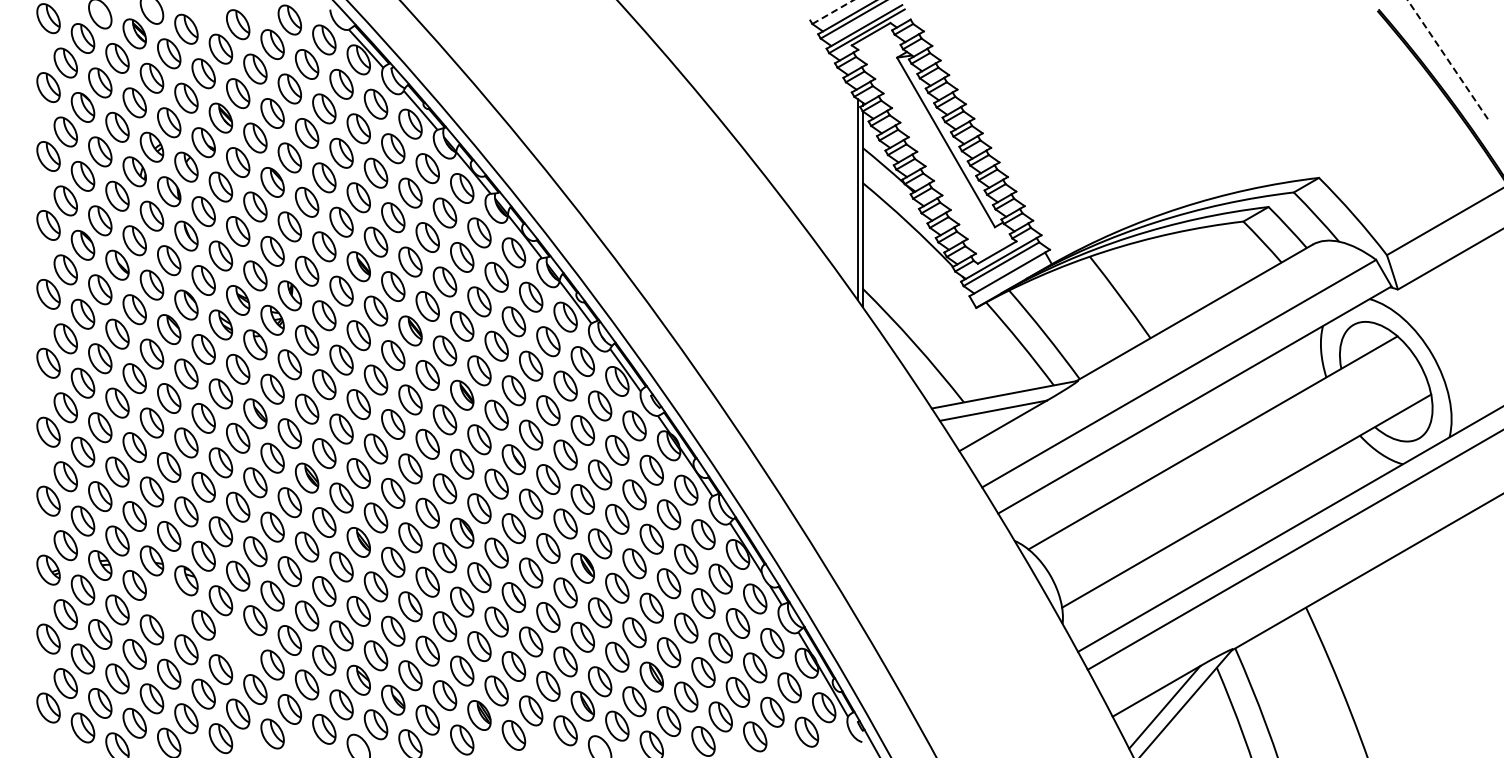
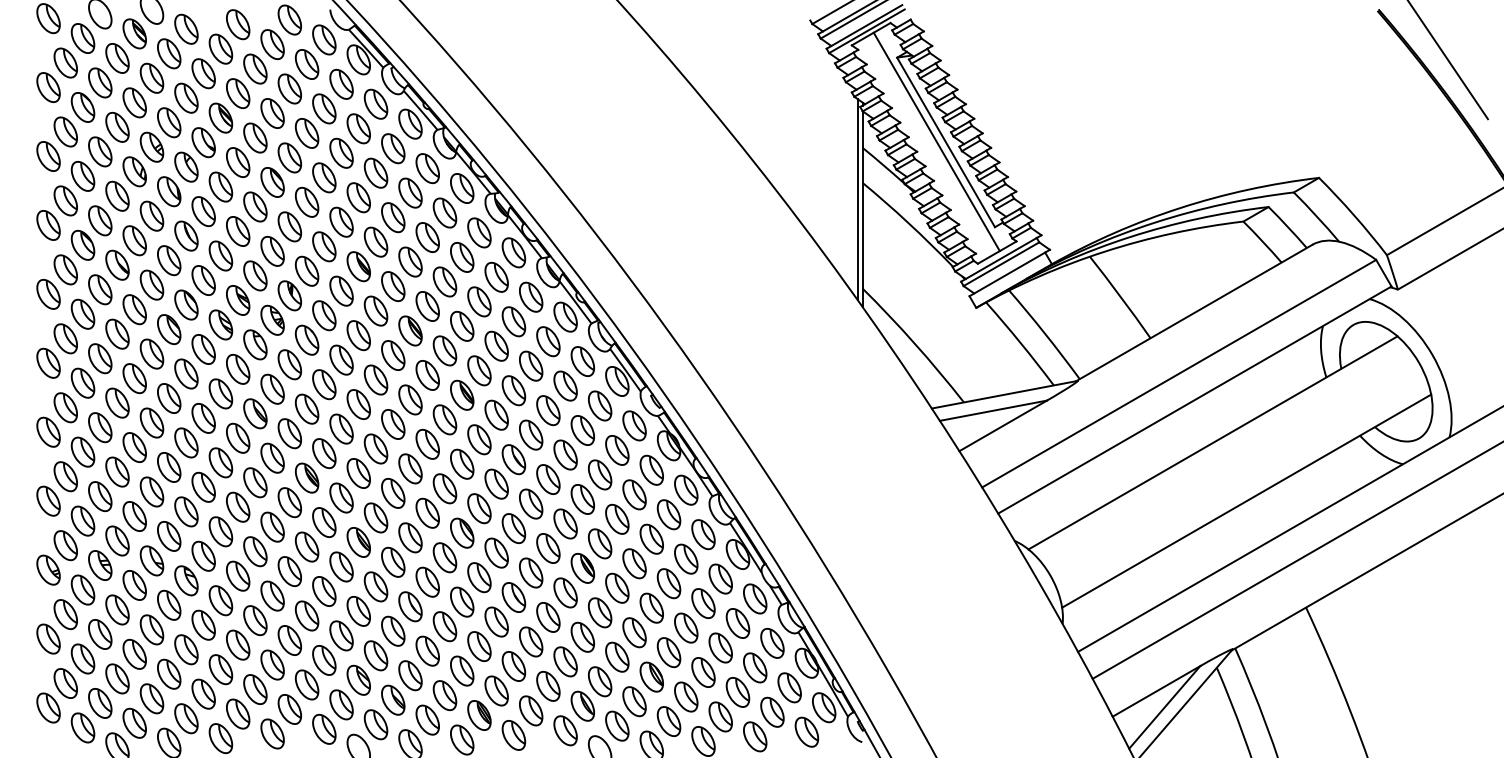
line: dashed -> solid (832, 12)
line: dashed -> solid (1448, 60)
line: none -> present (936, 141)
line position: (1293, 550) -> (1296, 560) (1296, 560)
part: none -> present (169, 604)
part: none -> present (238, 644)
